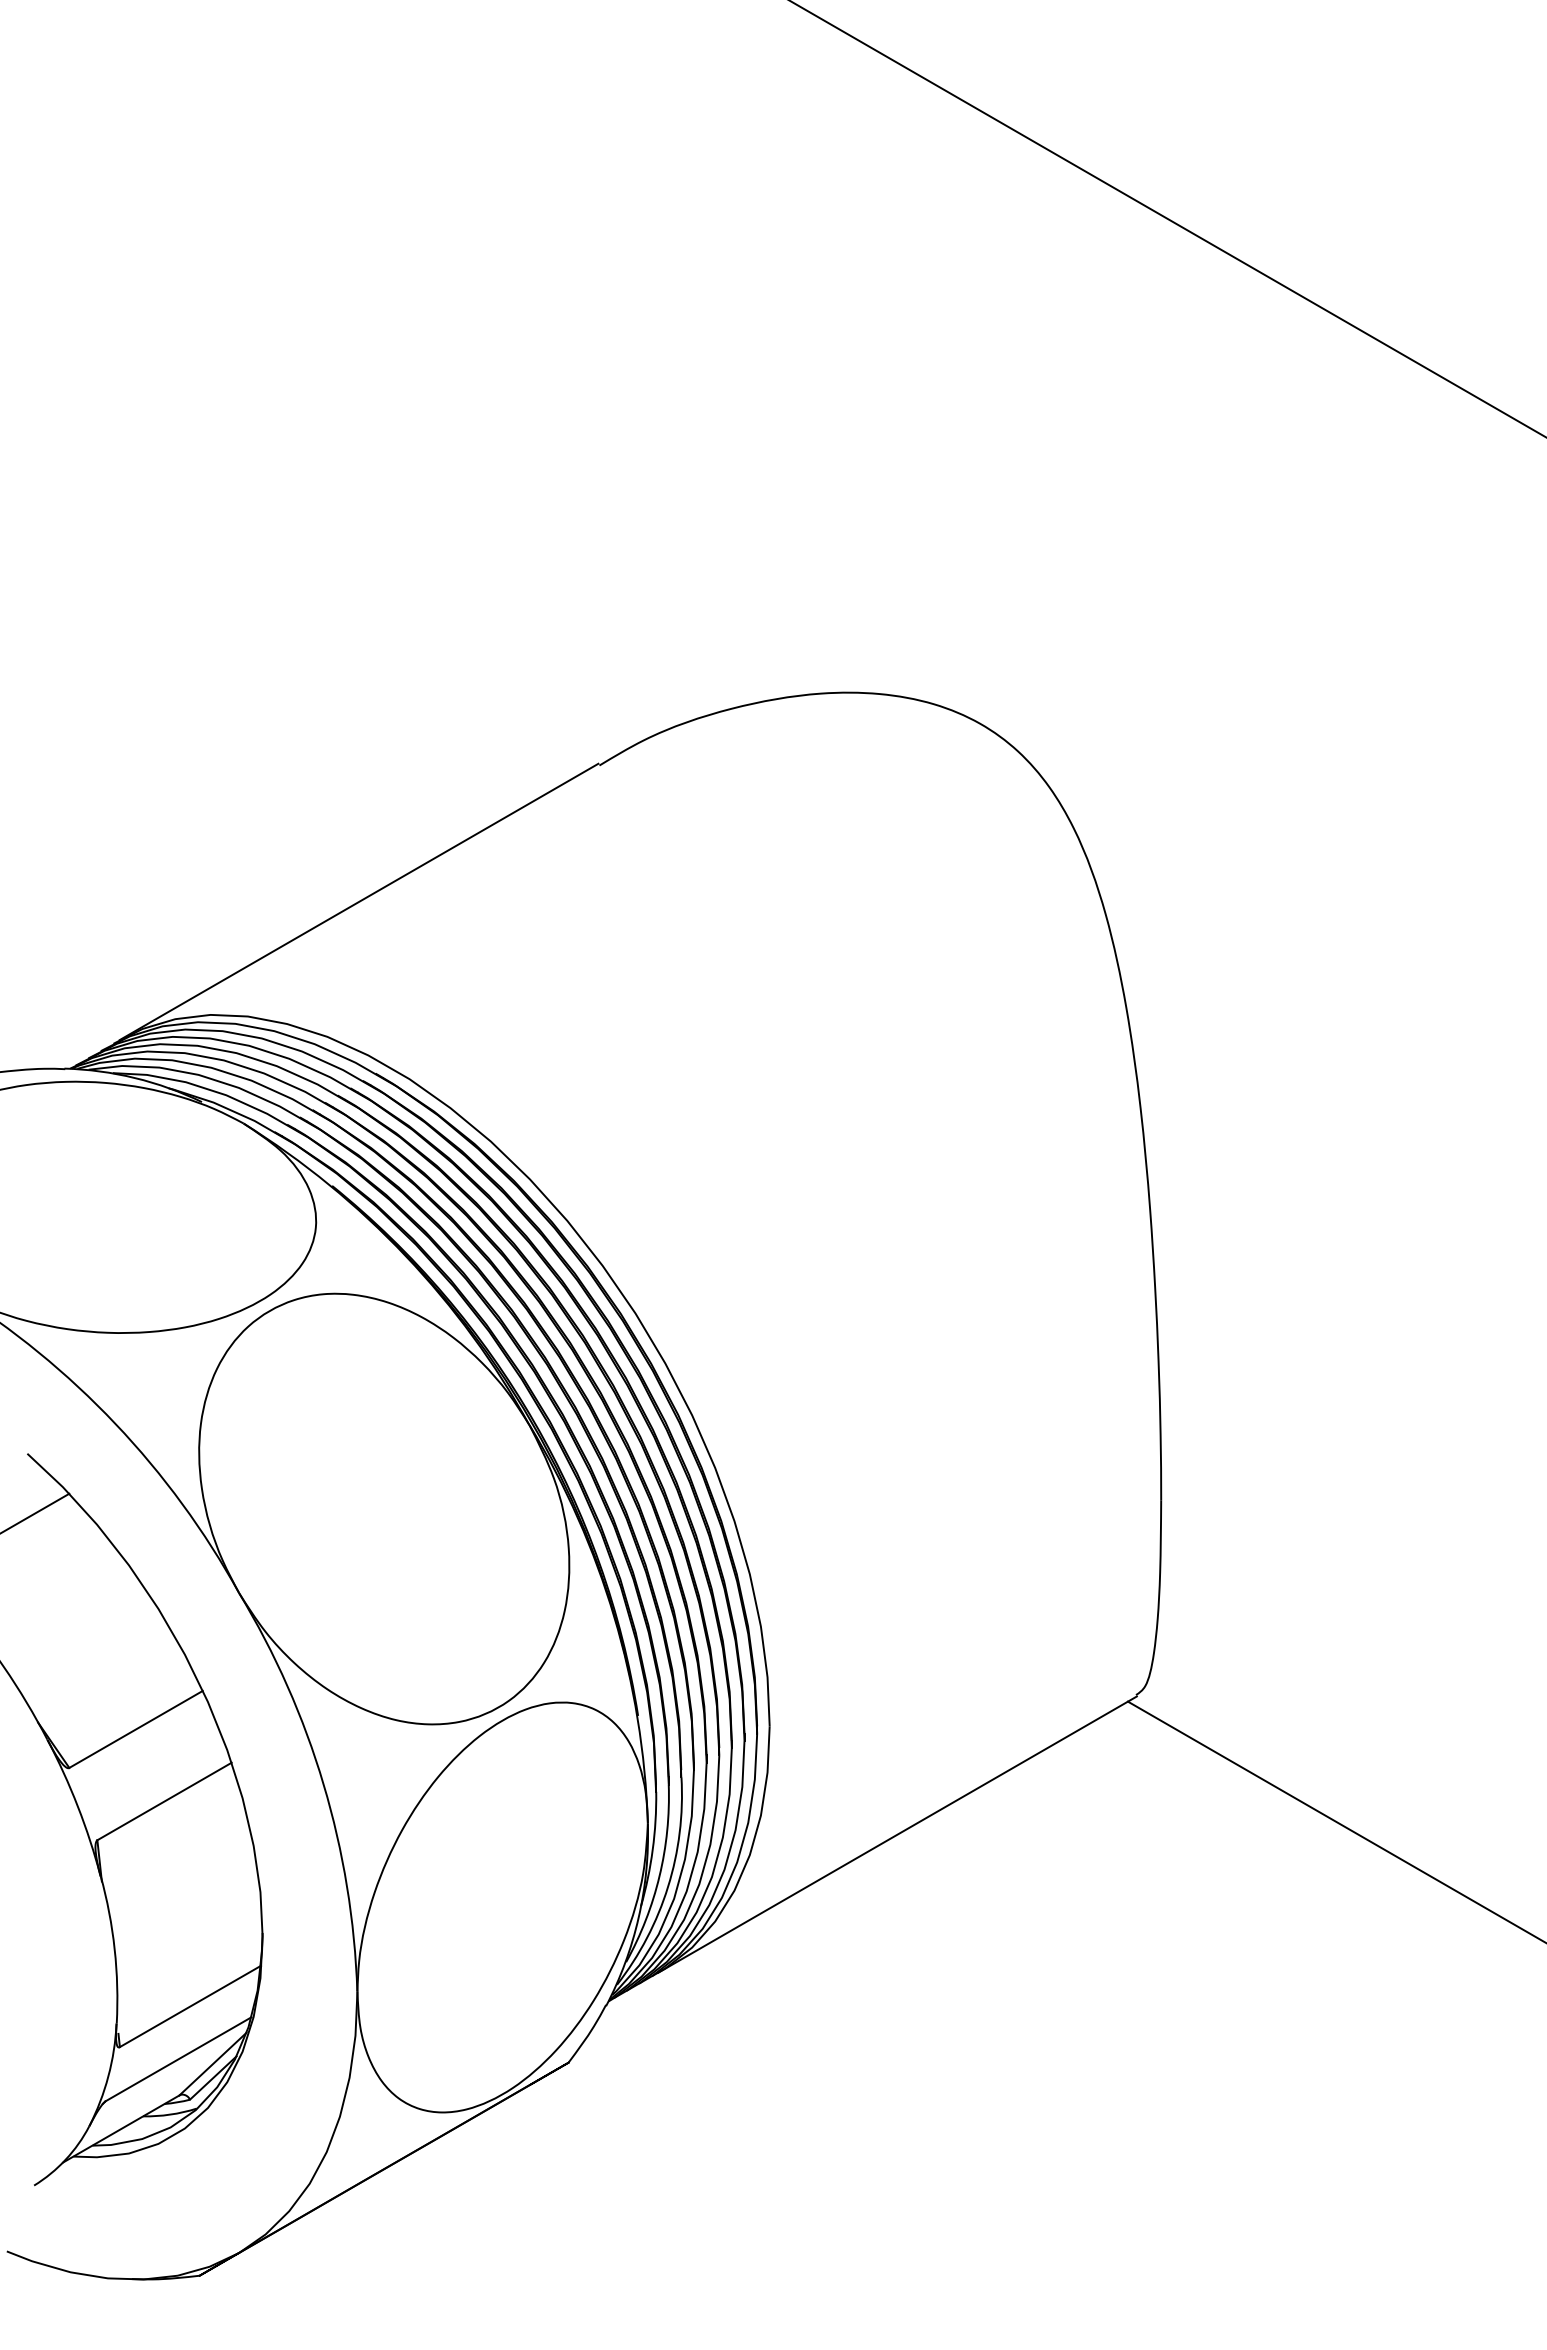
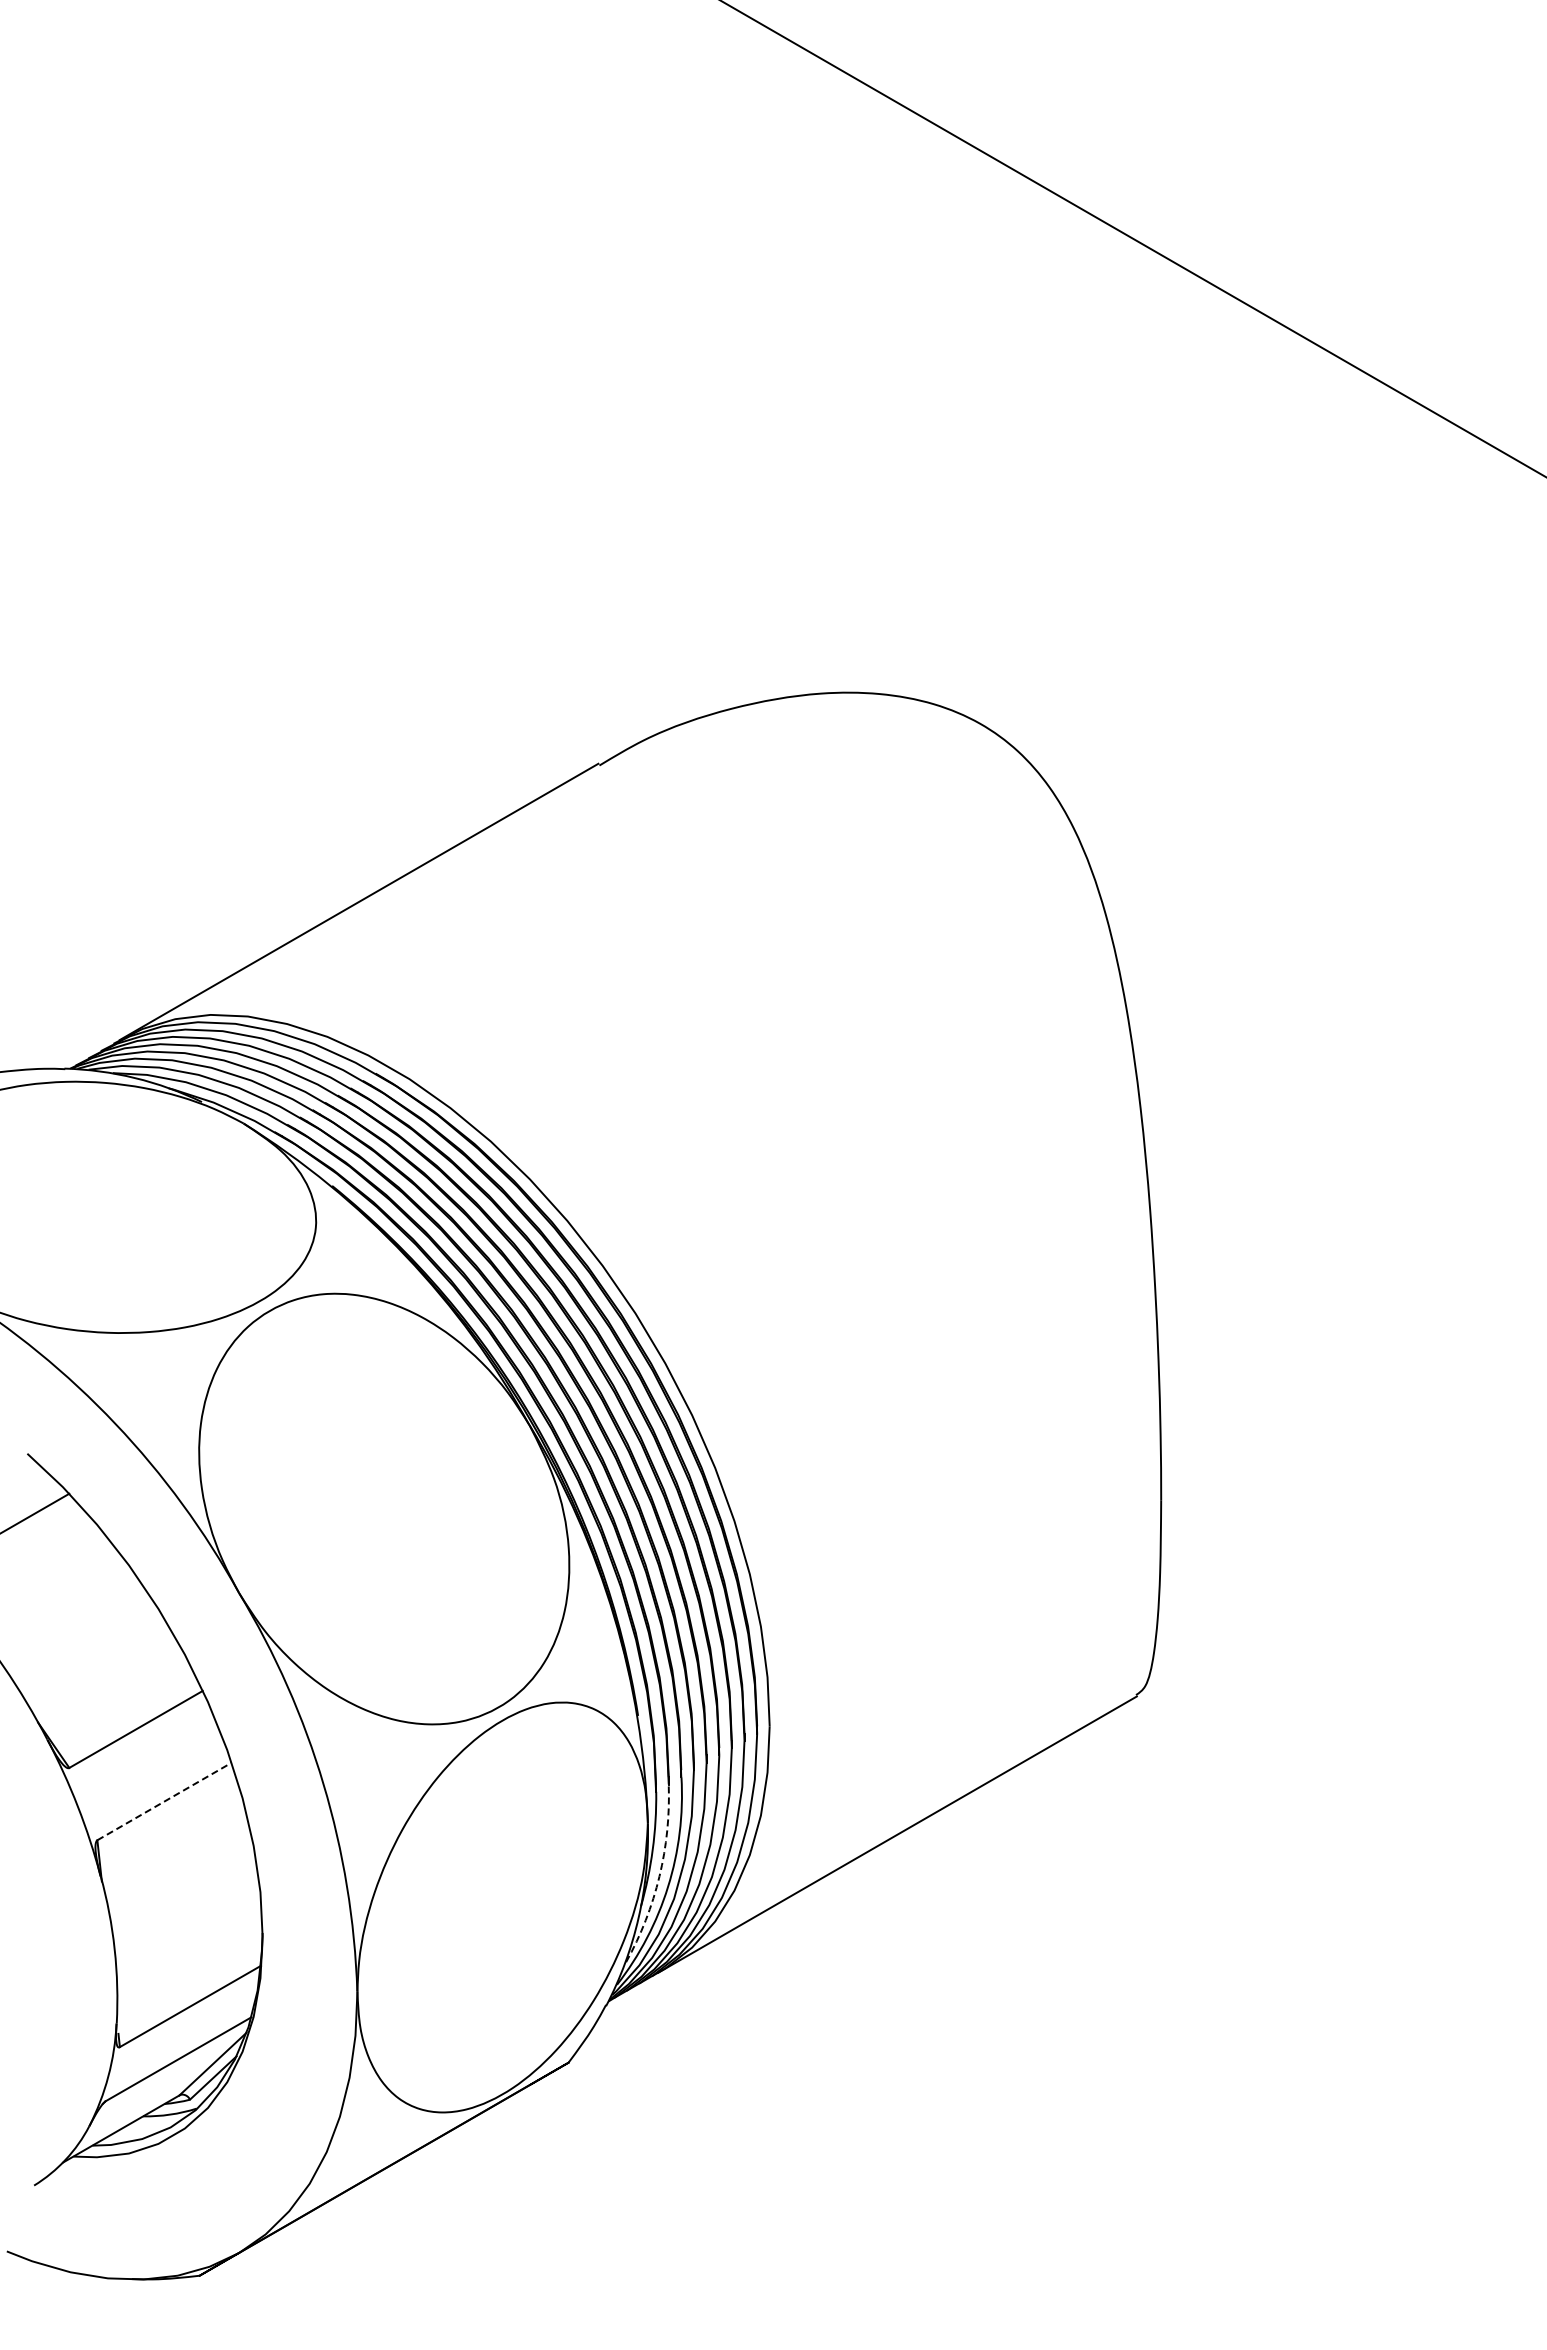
line position: (1167, 219) -> (1133, 238) (1133, 238)
line: solid -> dashed (164, 1801)
line: present -> none (1335, 1821)
arc: solid -> dashed (659, 1876)
